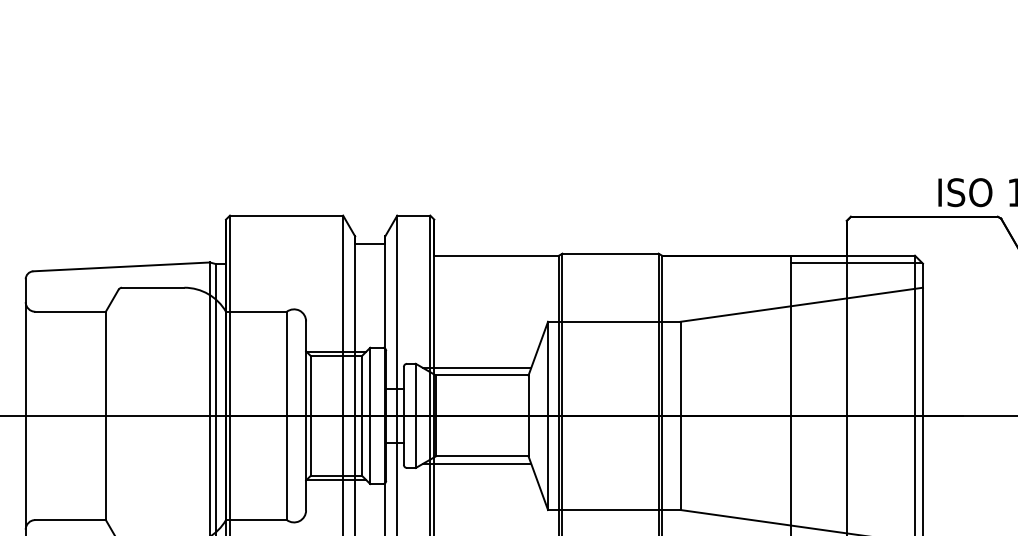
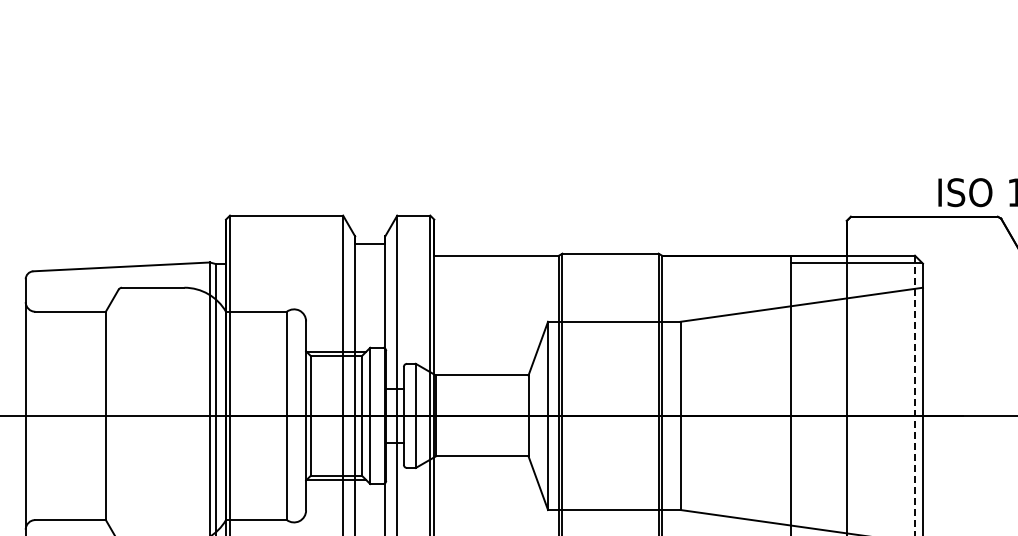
line: present -> none (476, 367)
line: solid -> dashed (914, 395)
line: present -> none (476, 463)
